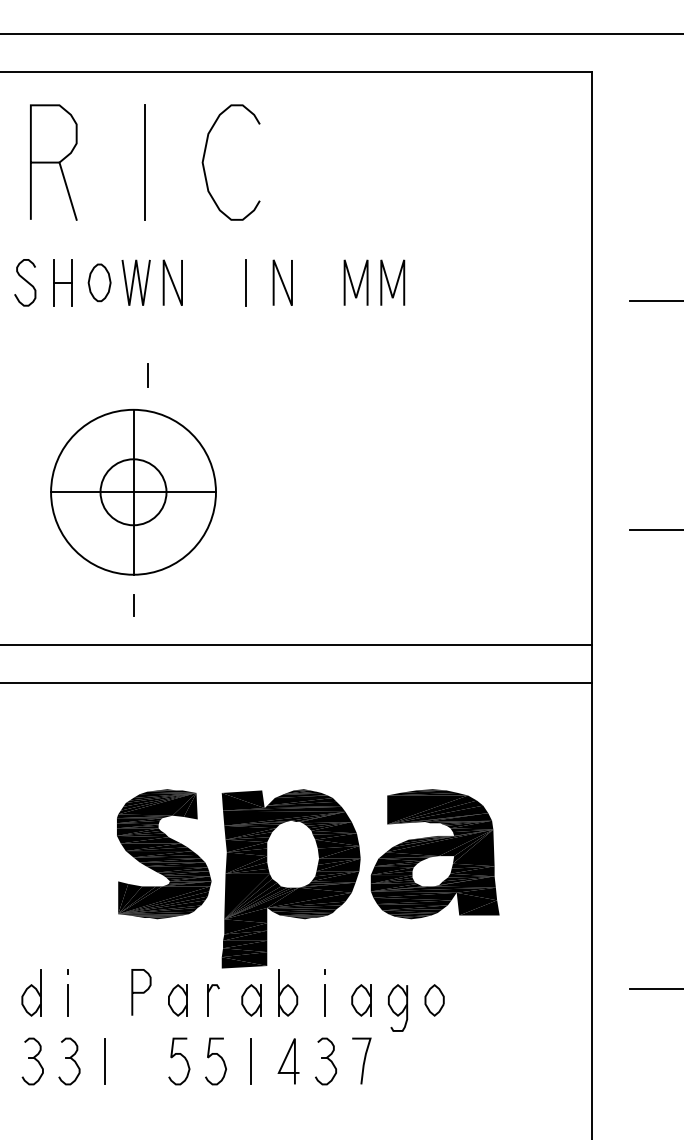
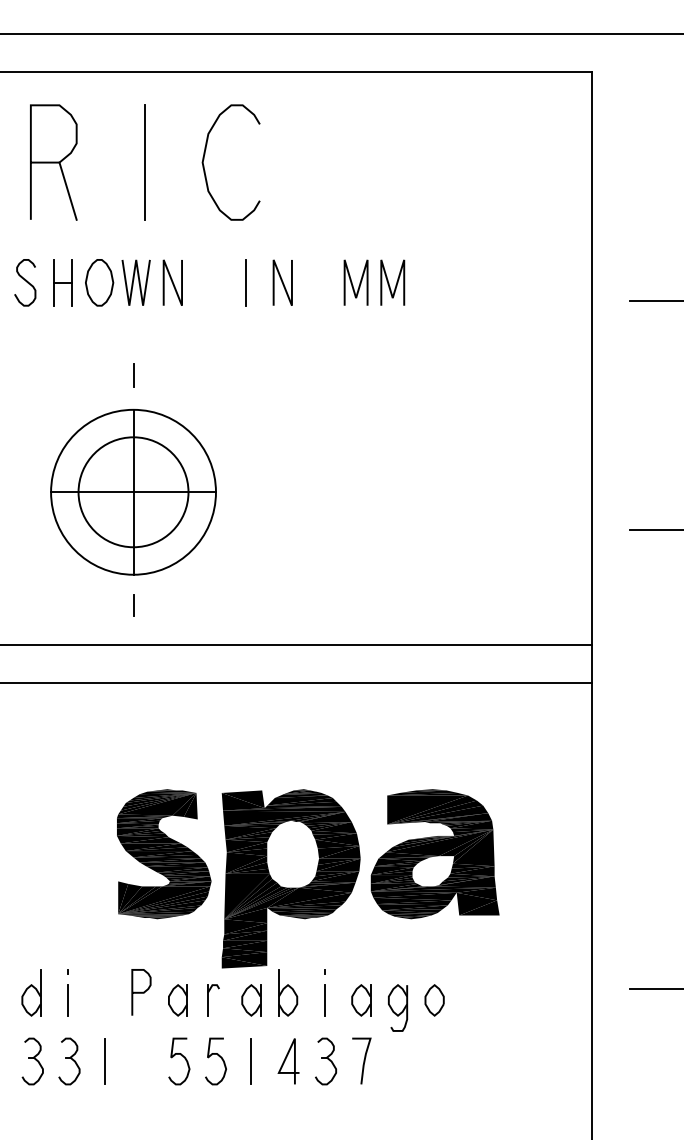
part size: 25x40 px -> 30x48 px (99, 282)
line position: (147, 375) -> (133, 375) (133, 375)
circle diameter: 66 px -> 110 px (133, 492)
